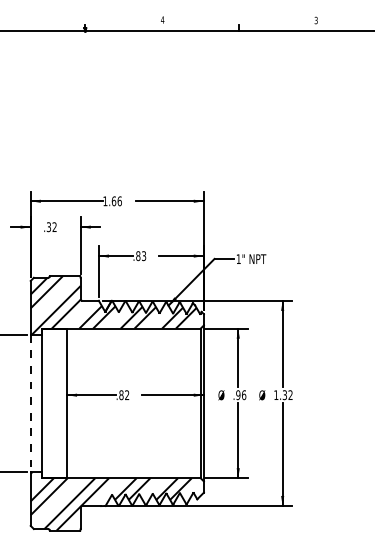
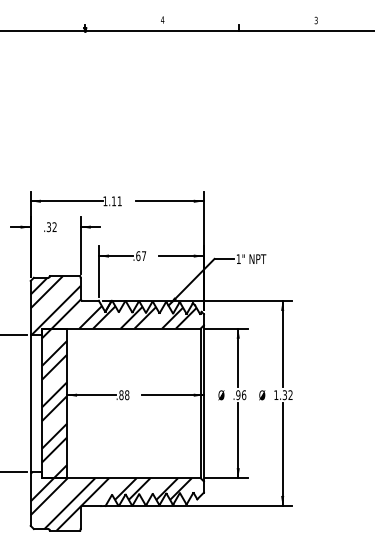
text: 1.66 -> 1.11 (116, 201)
text: .83 -> .67 (141, 256)
text: .82 -> .88 (127, 395)
line: dashed -> solid (30, 403)
hatch: none -> present (53, 403)
